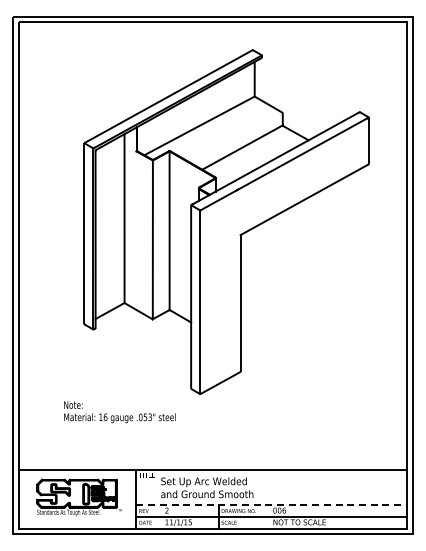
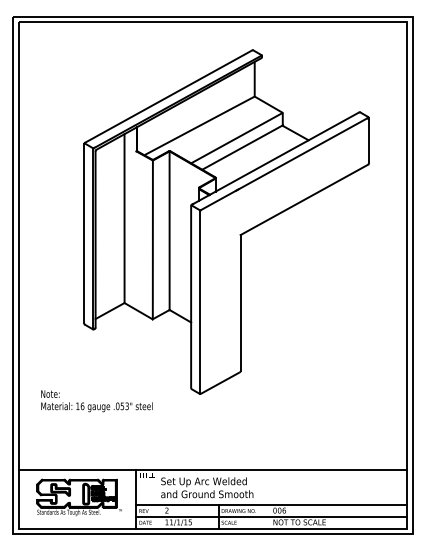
line: none -> present (236, 138)
text position: (119, 412) -> (96, 401) (96, 401)
line: dashed -> solid (272, 505)
